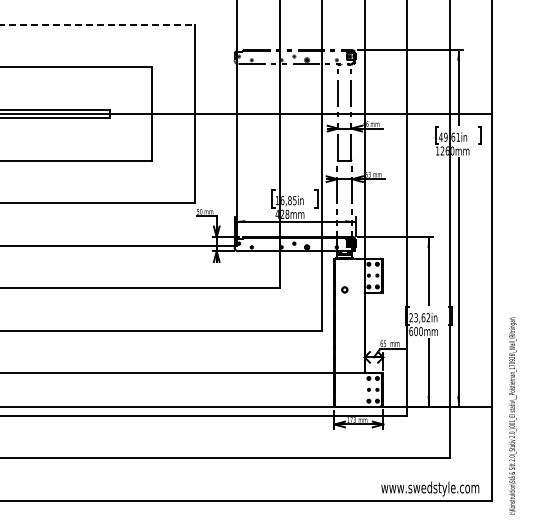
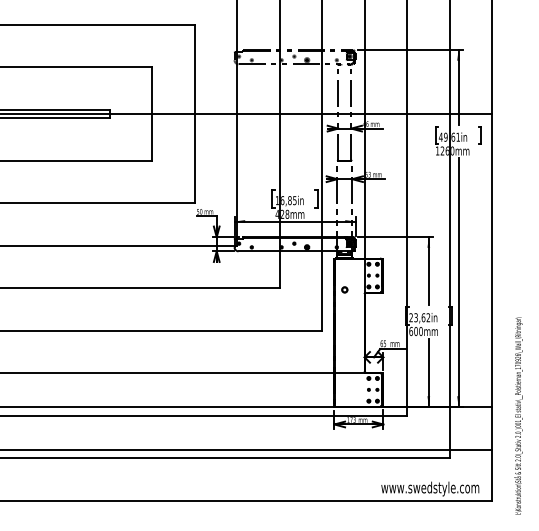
line: dashed -> solid (97, 24)
text position: (512, 415) -> (518, 415) (518, 415)
line: none -> present (247, 449)
